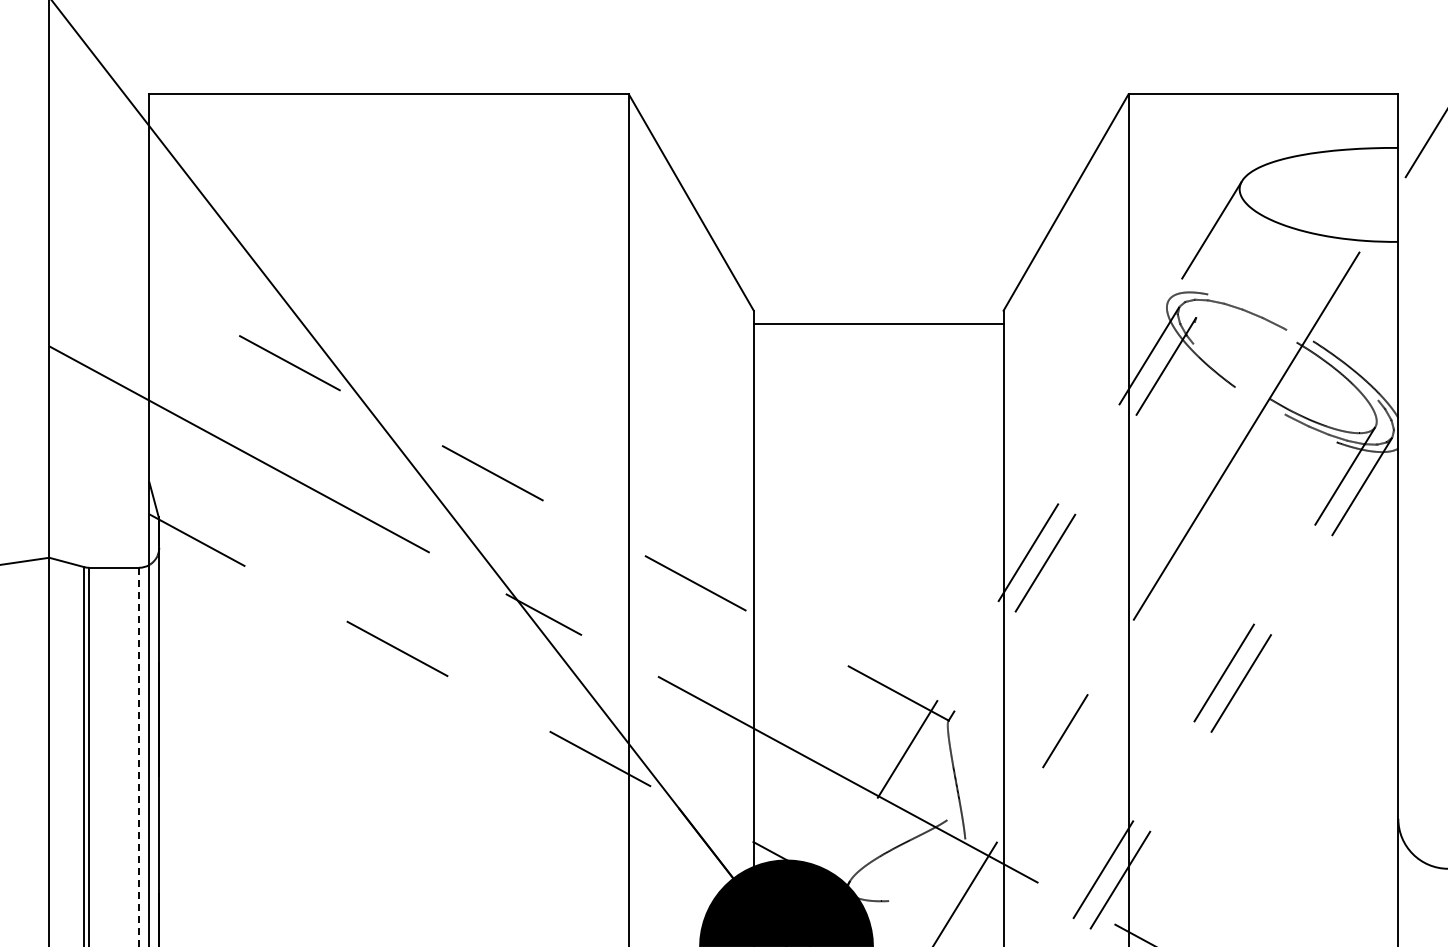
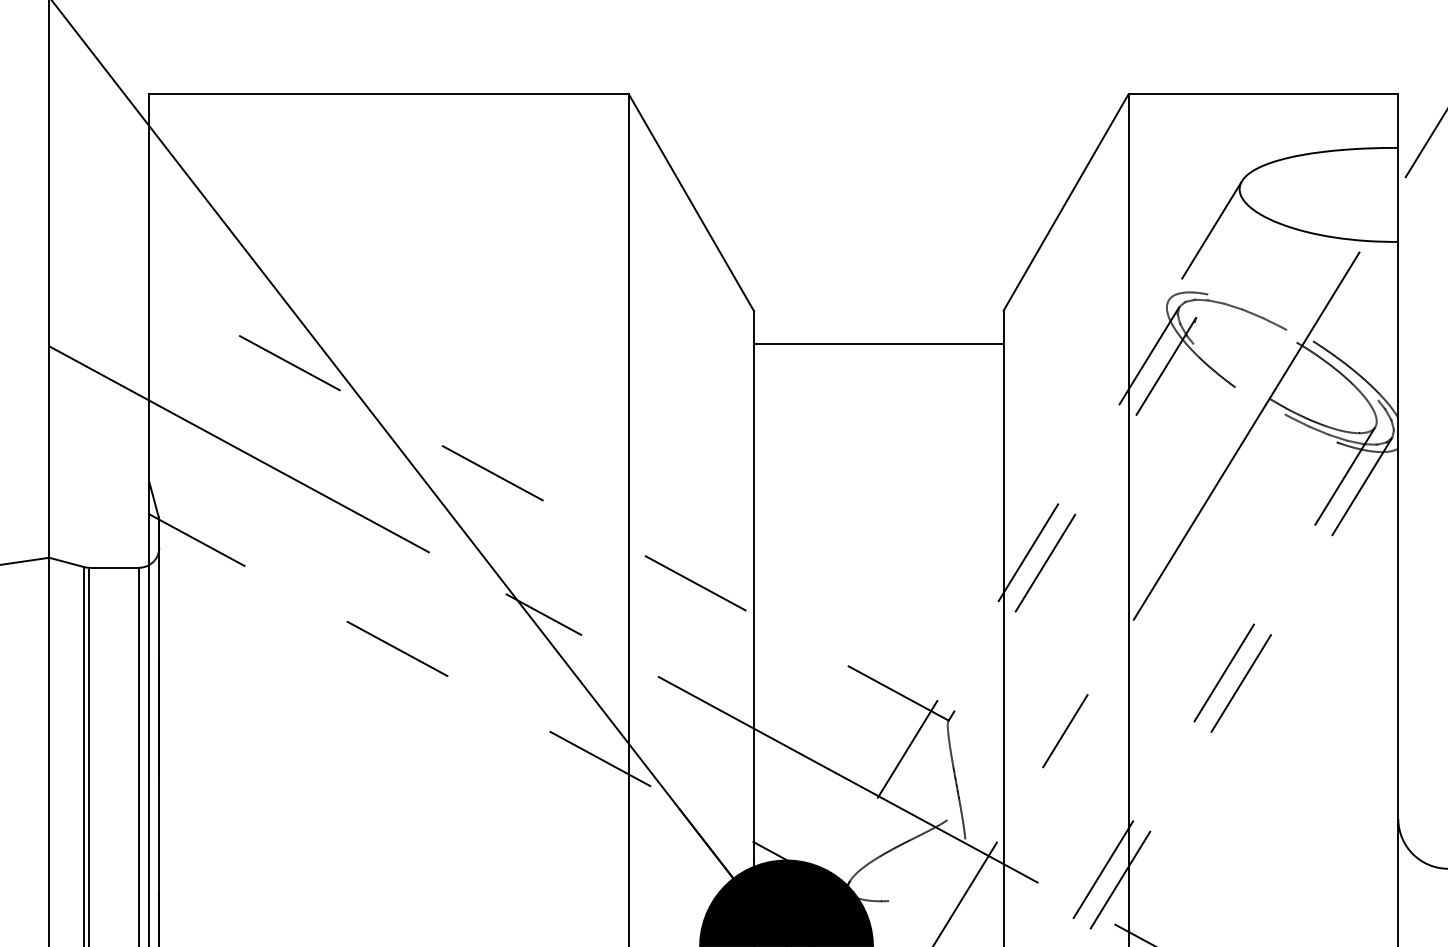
line position: (878, 324) -> (878, 344) (878, 344)
line: dashed -> solid (139, 757)
